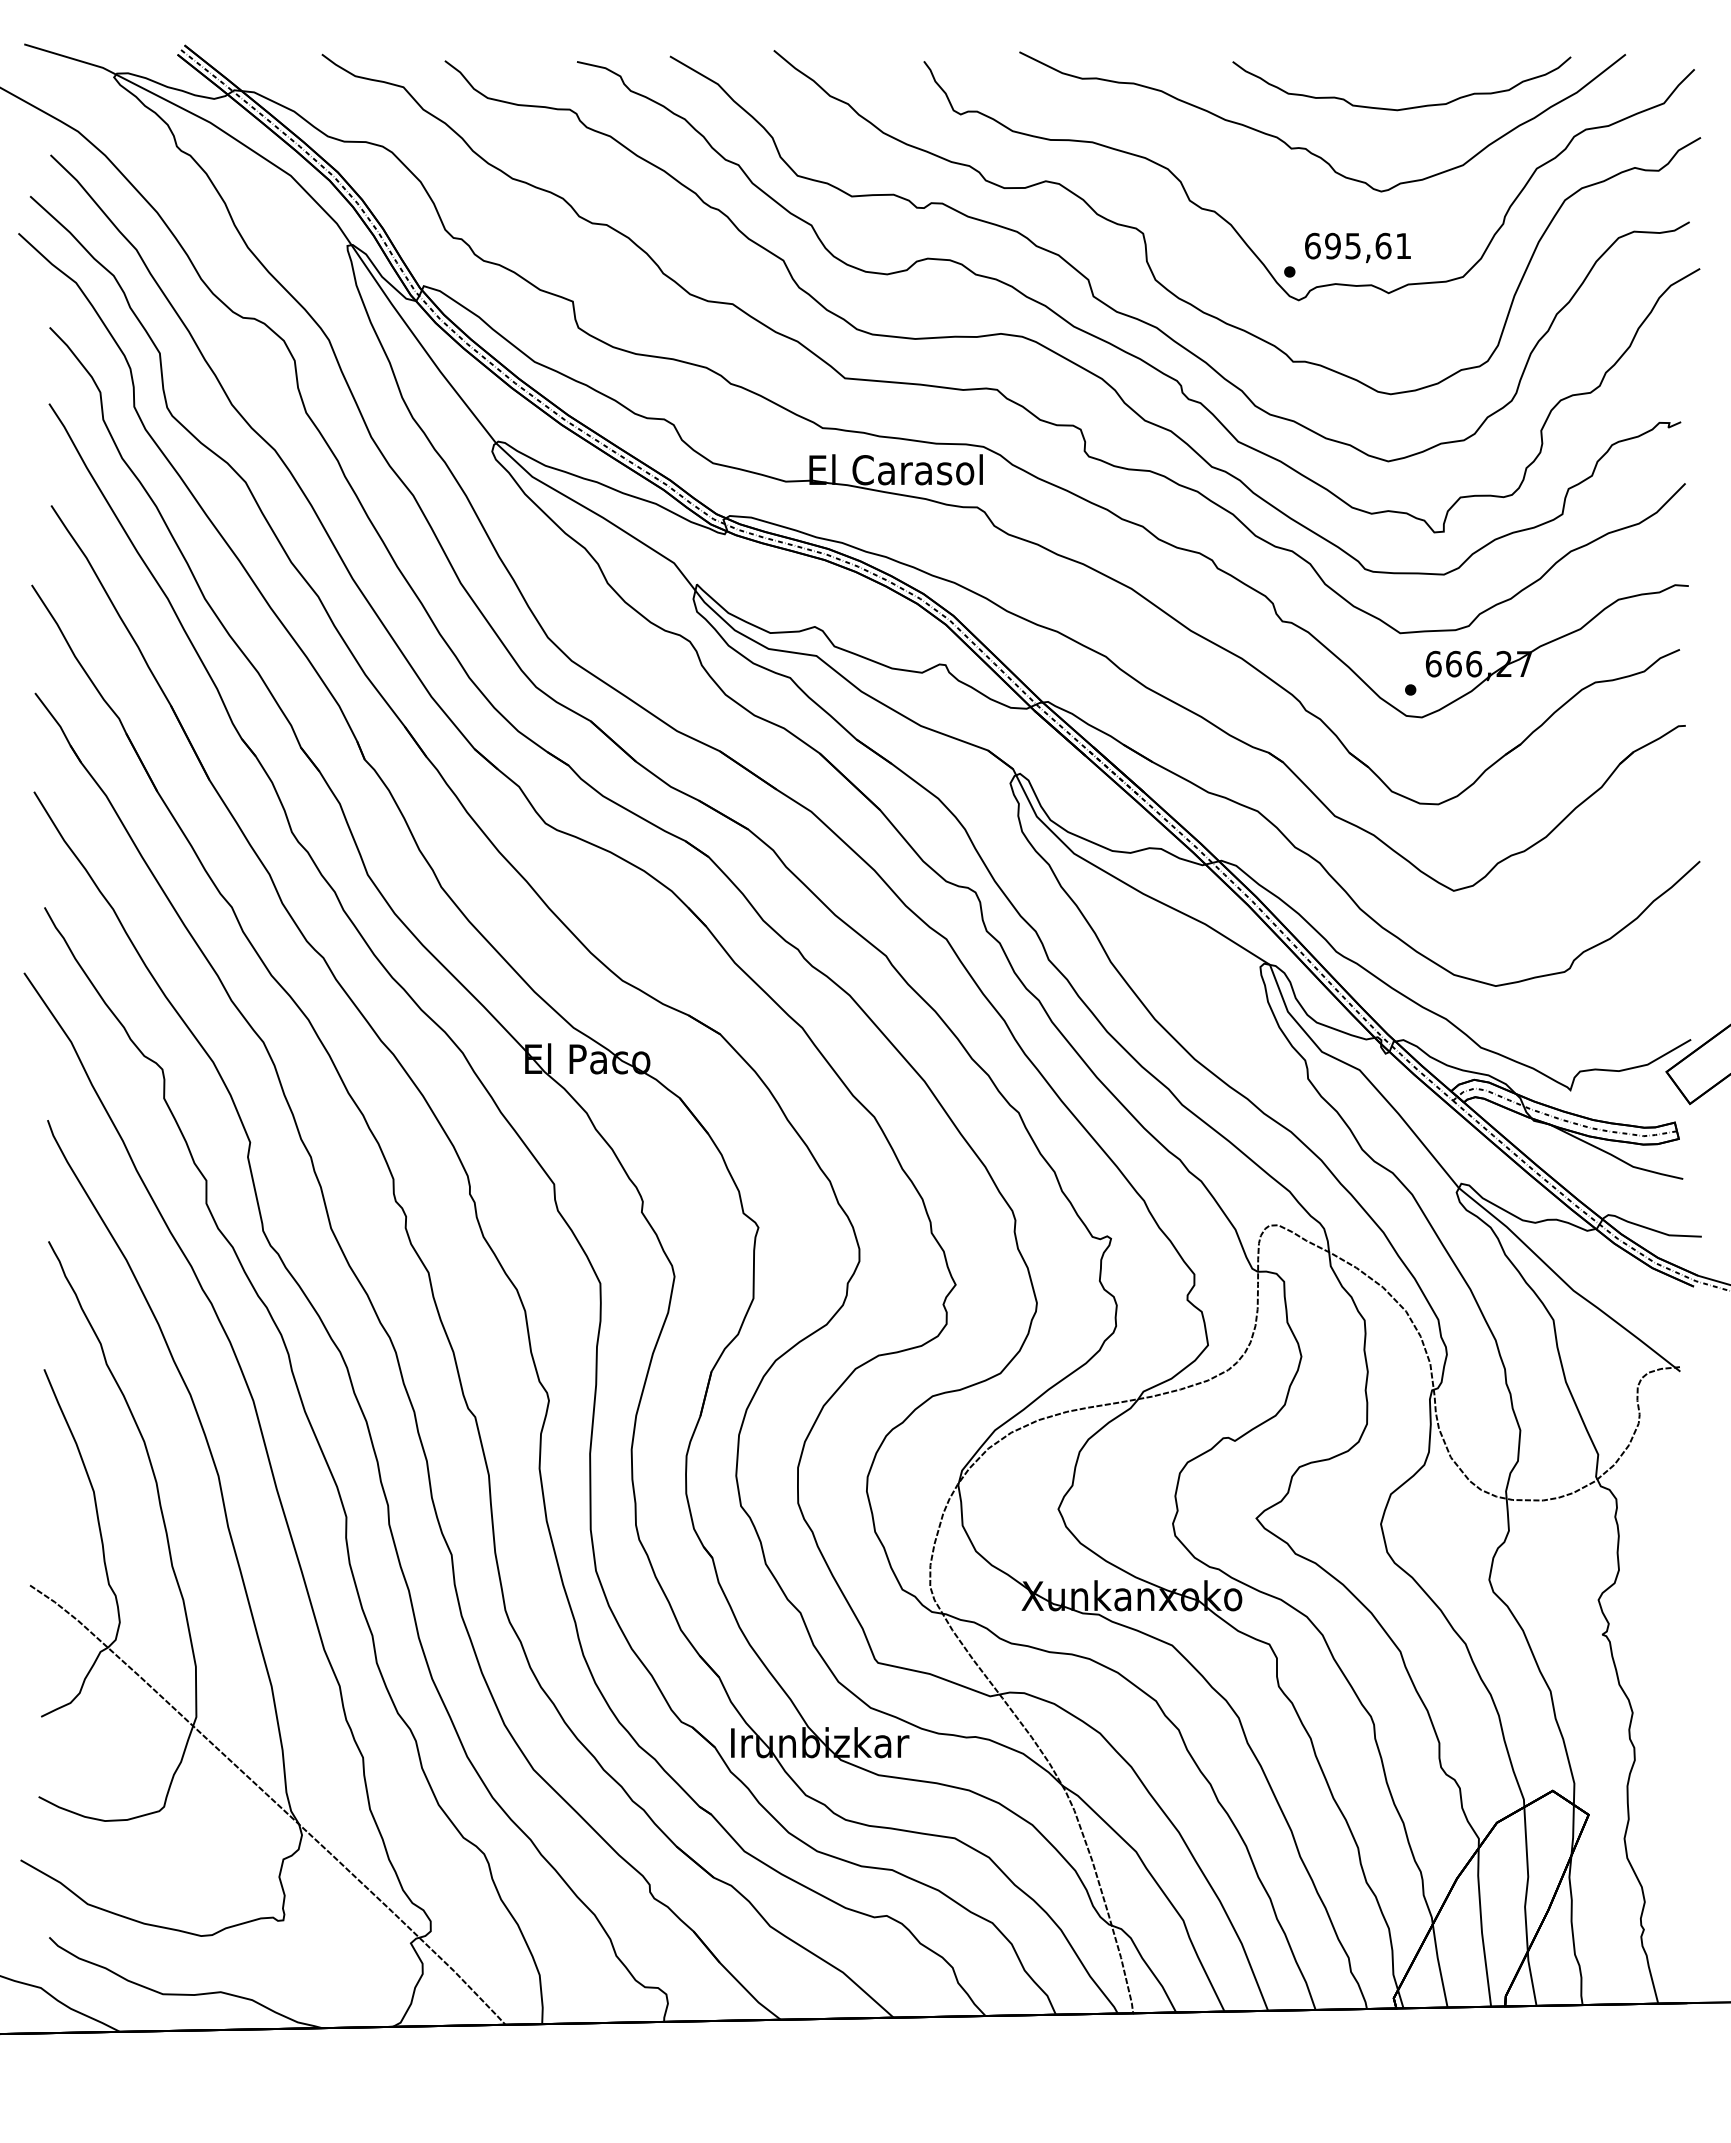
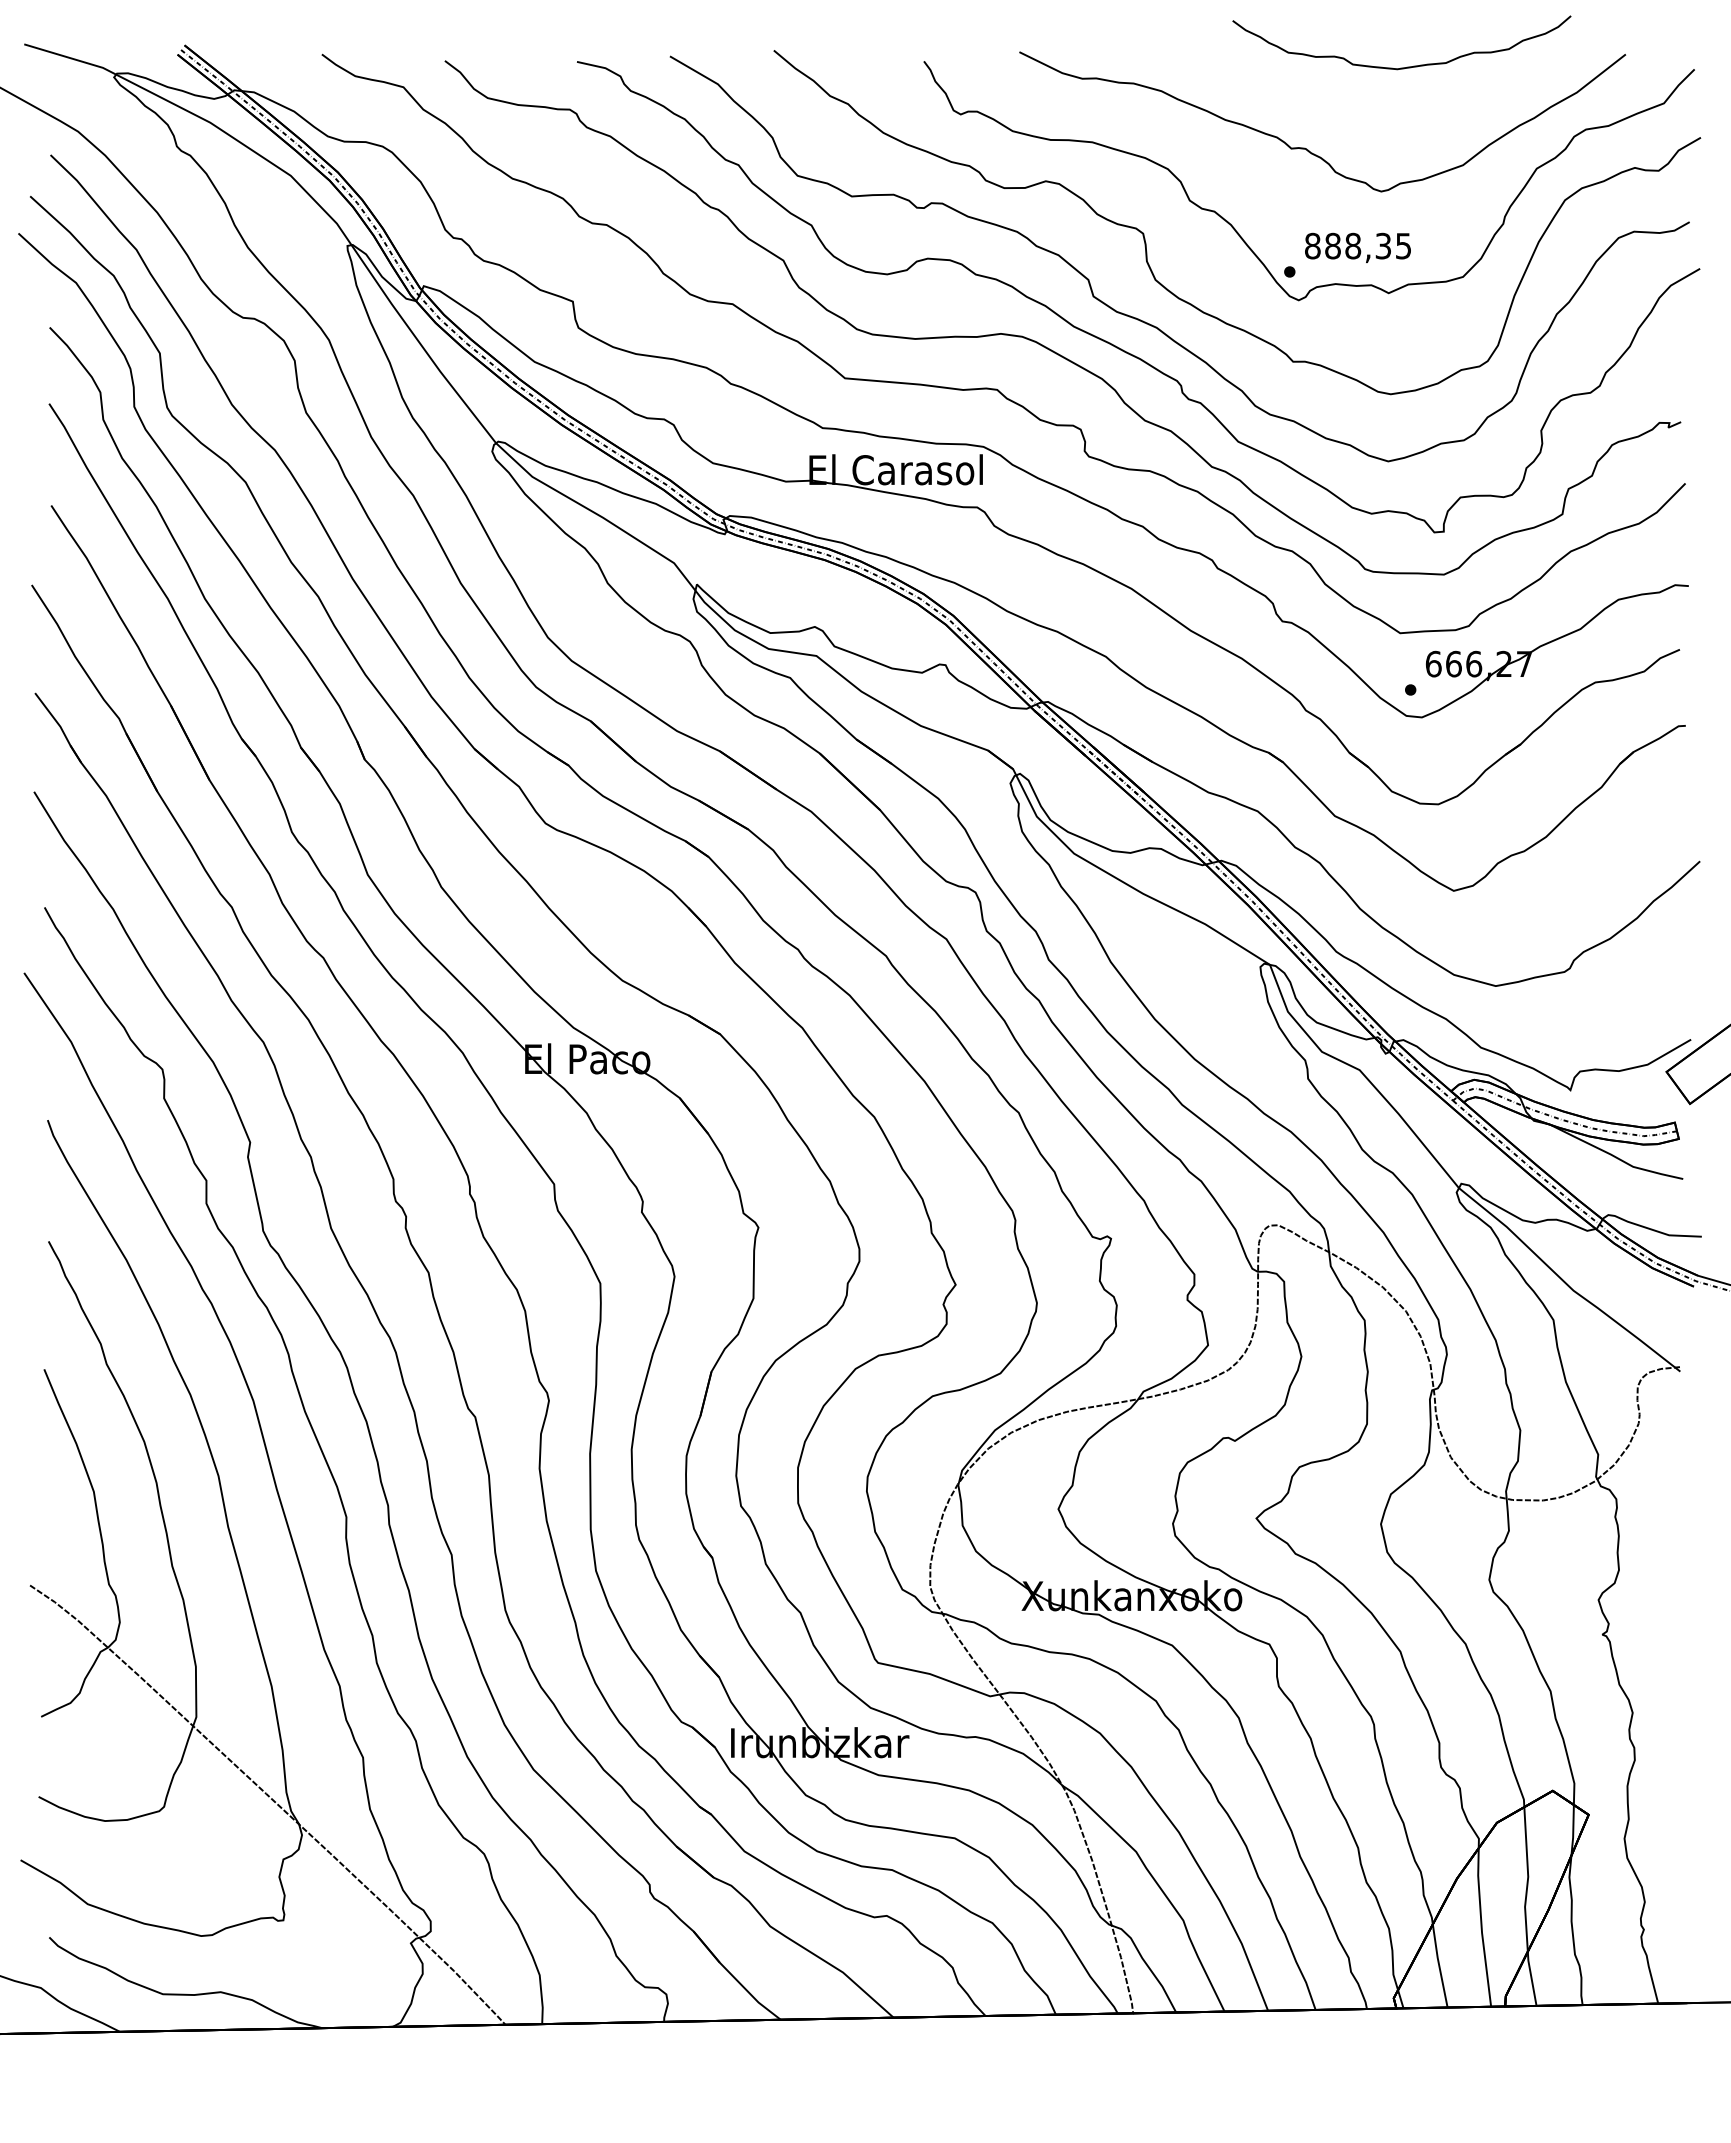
curve position: (1407, 107) -> (1407, 66) (1407, 66)
text: 695,61 -> 888,35 (1357, 245)
